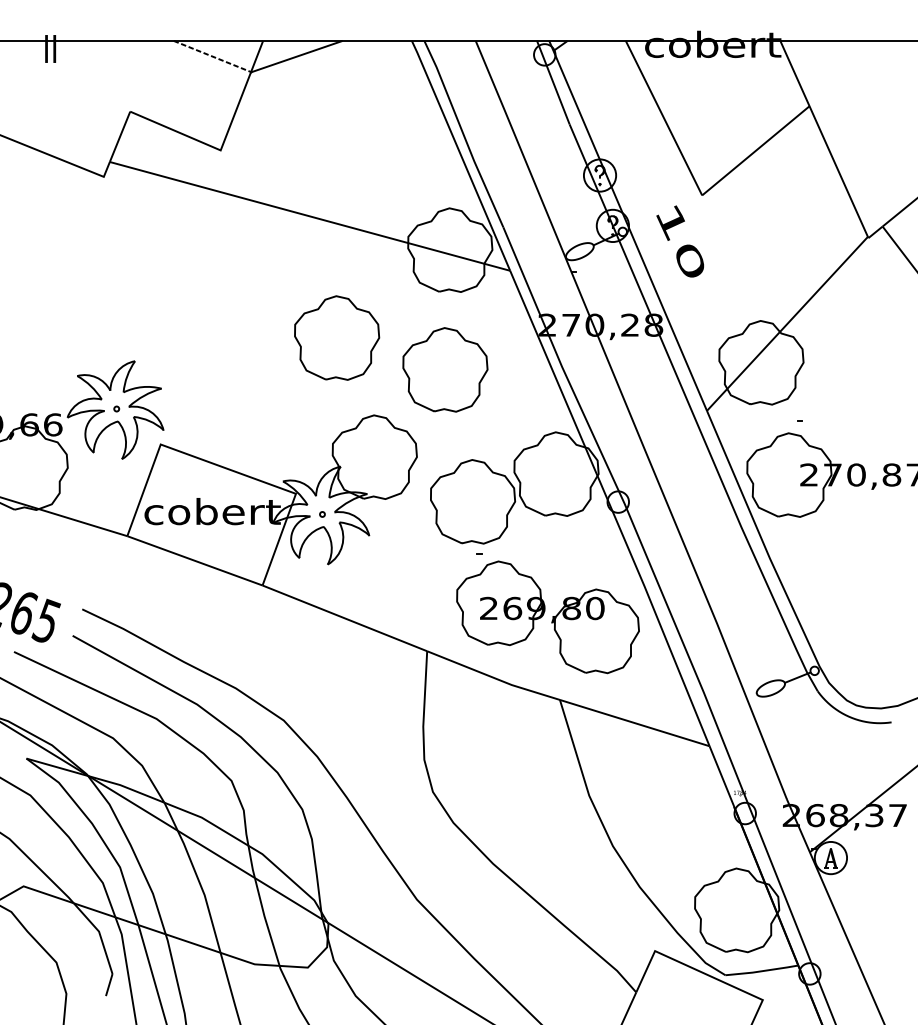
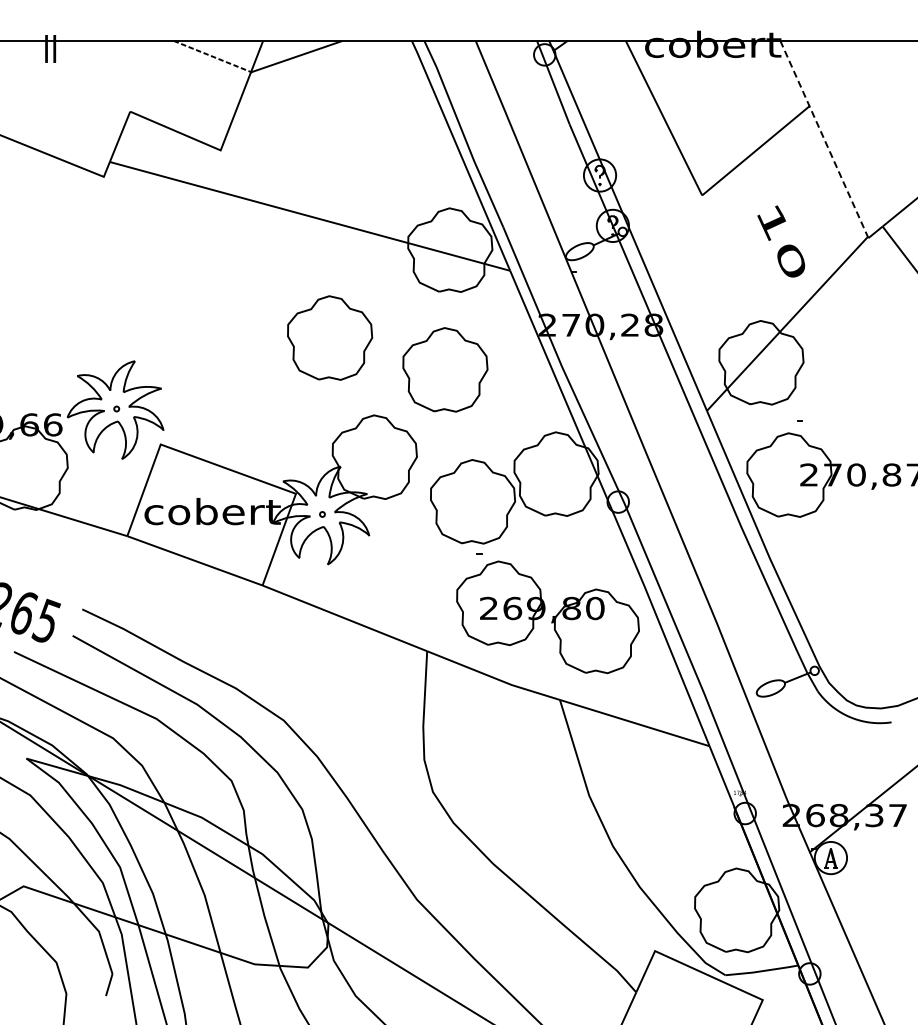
line: solid -> dashed (824, 139)
text position: (679, 241) -> (780, 241) (780, 241)
part position: (337, 337) -> (330, 337) (330, 337)
